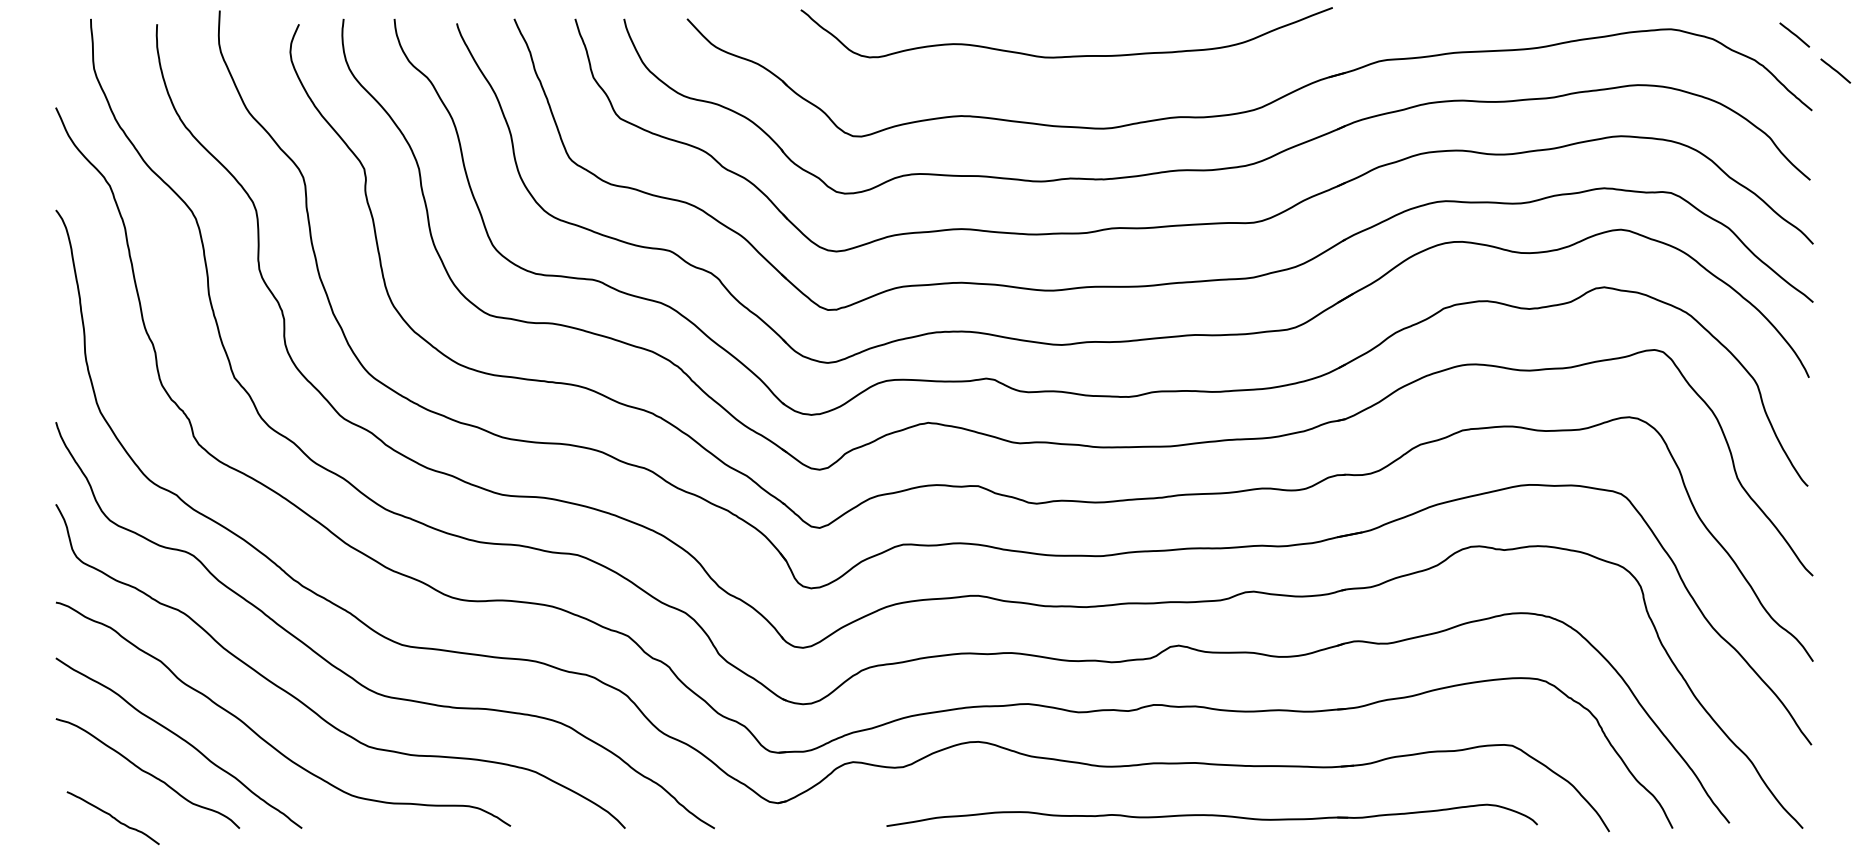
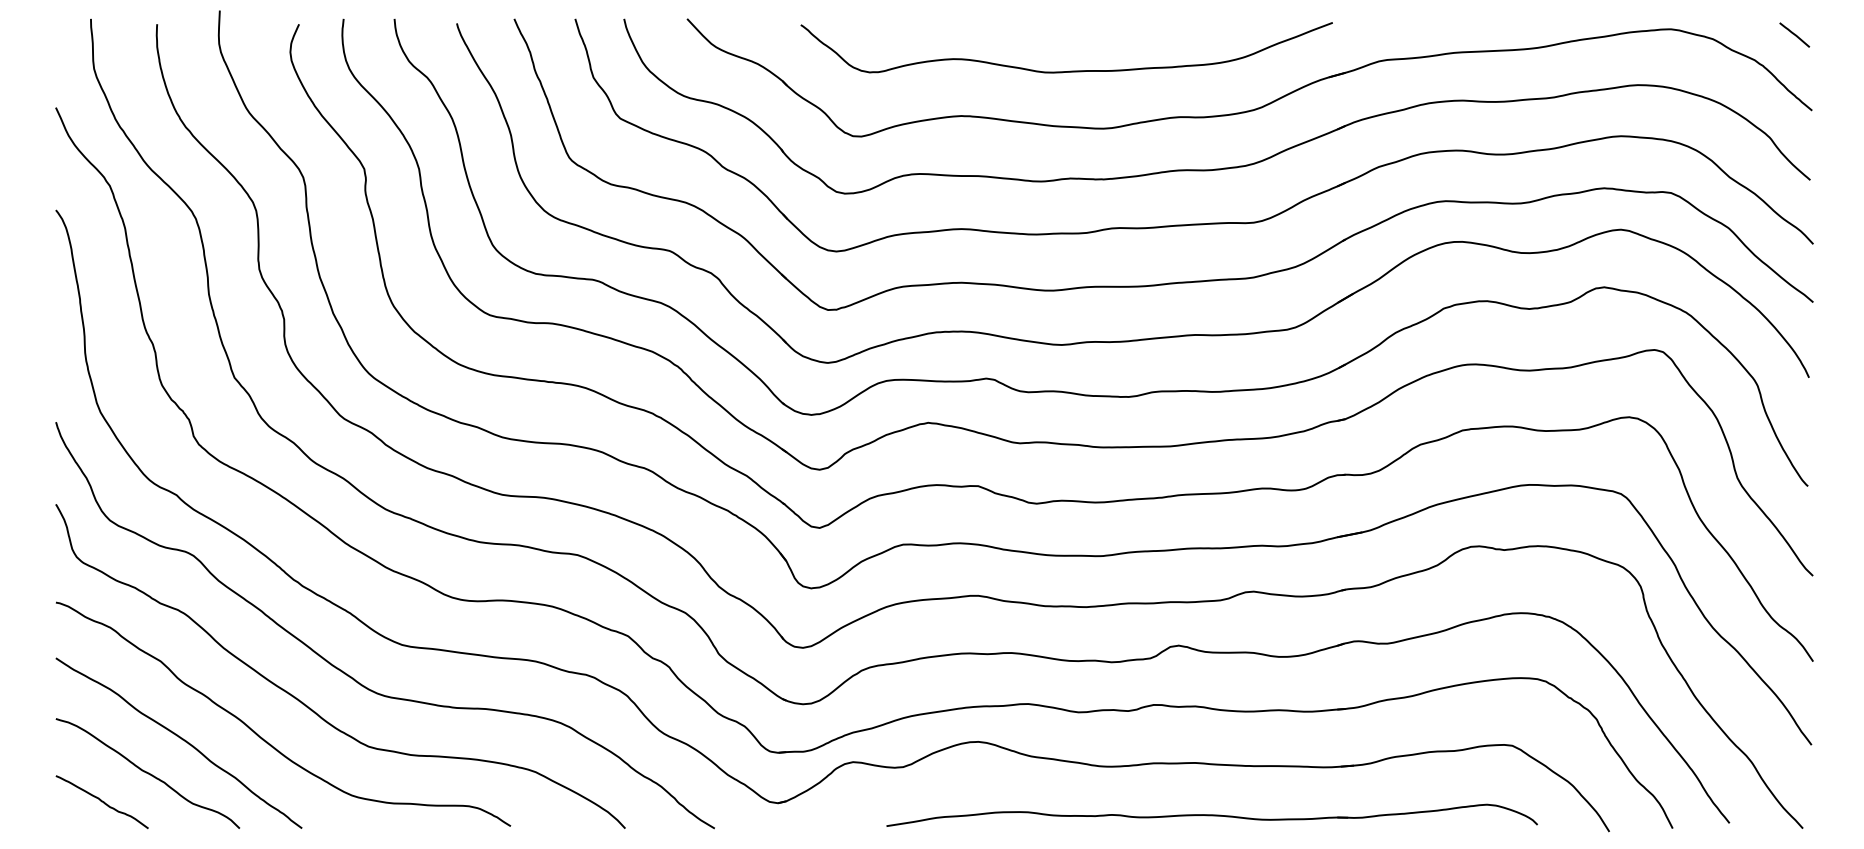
curve position: (1069, 55) -> (1069, 70) (1069, 70)
line: present -> none (1835, 70)
curve position: (112, 818) -> (101, 802) (101, 802)
